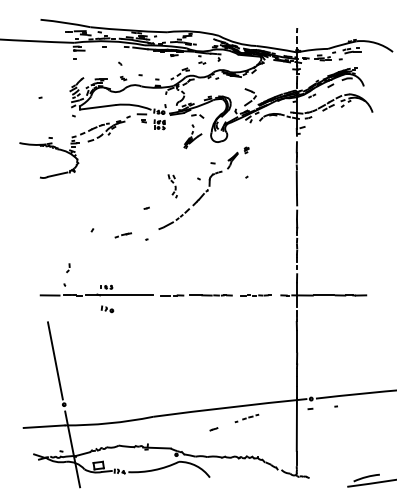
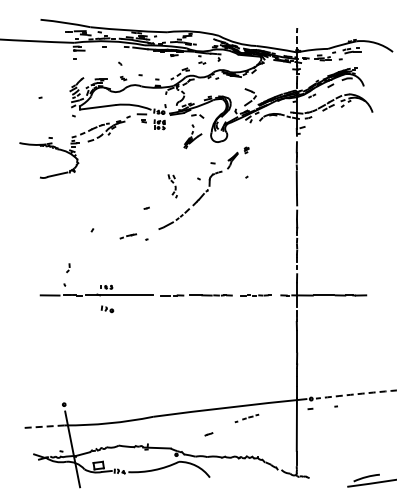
line position: (122, 235) -> (127, 236) (127, 236)
line: present -> none (54, 360)
arc: solid -> dashed (356, 394)
line: solid -> dashed (43, 426)
part position: (213, 429) -> (208, 434) (208, 434)
